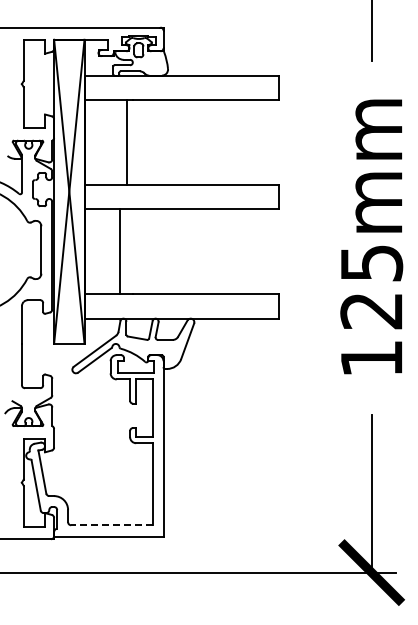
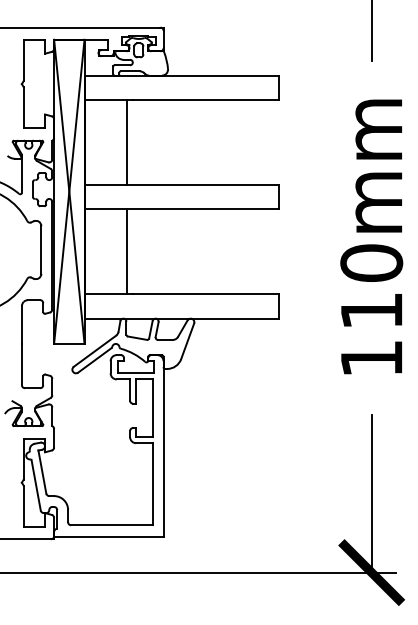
line position: (120, 251) -> (127, 251) (127, 251)
text: 125mm -> 110mm (371, 286)
line: dashed -> solid (111, 525)
